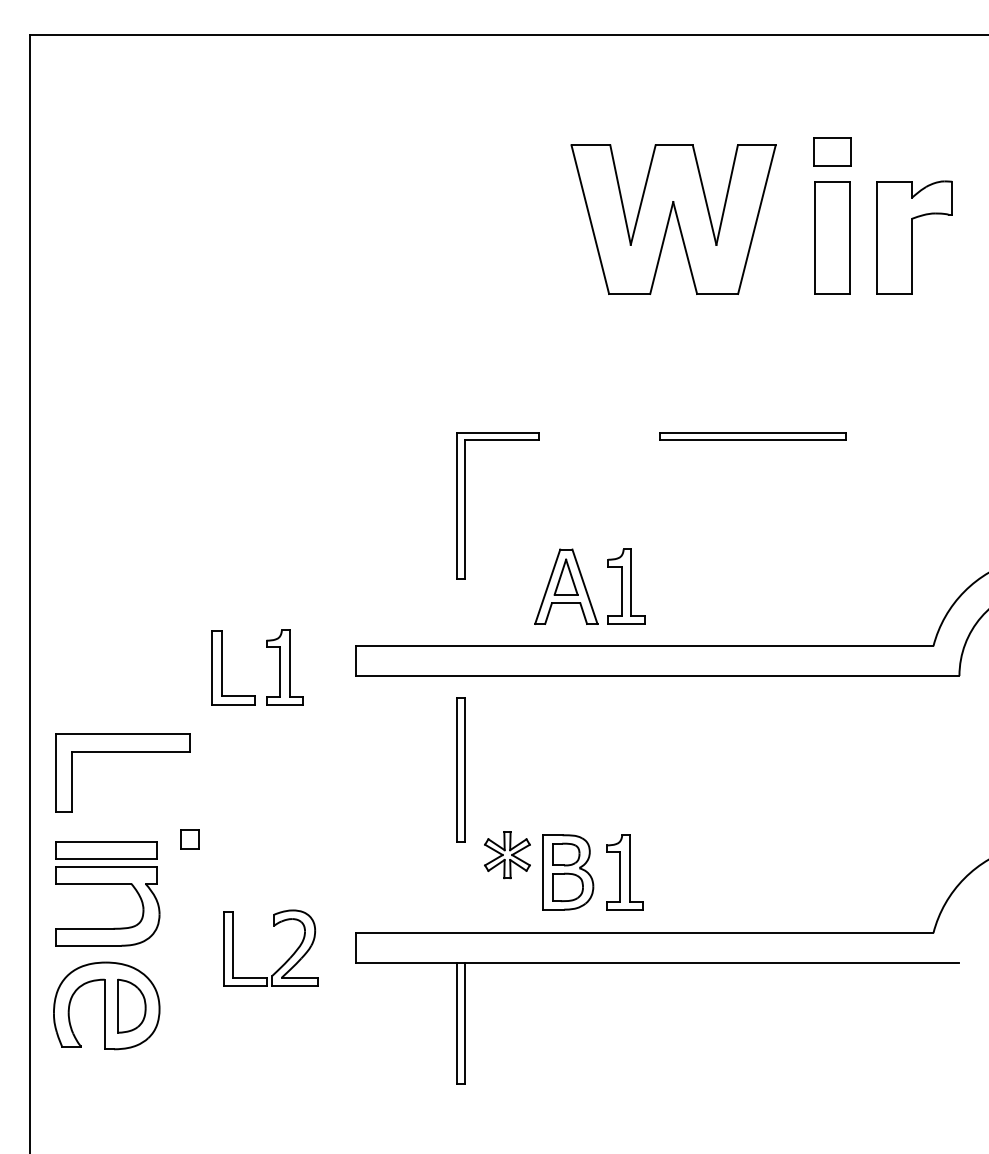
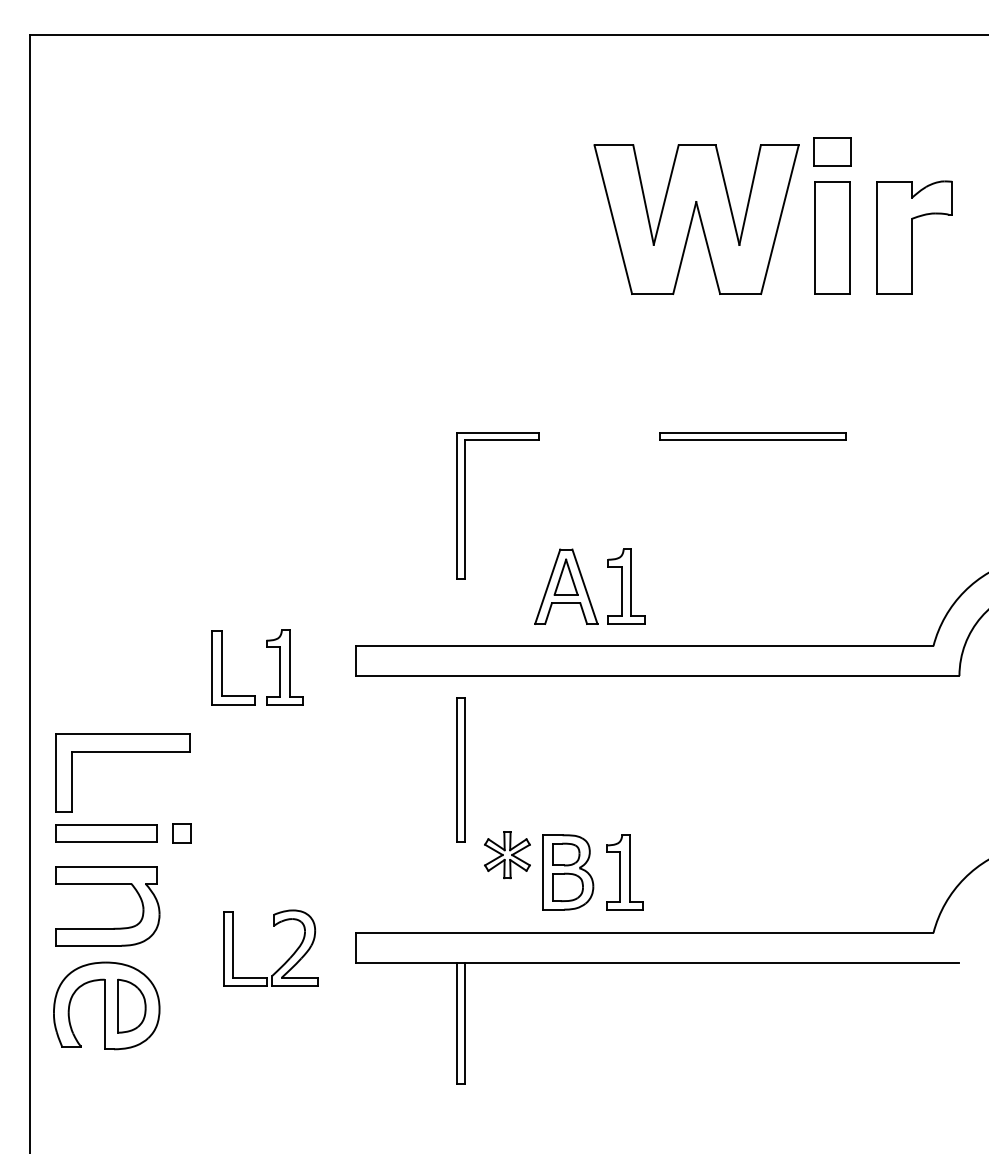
part position: (673, 219) -> (696, 219) (696, 219)
part position: (189, 839) -> (181, 833) (181, 833)
part position: (106, 850) -> (106, 833) (106, 833)
